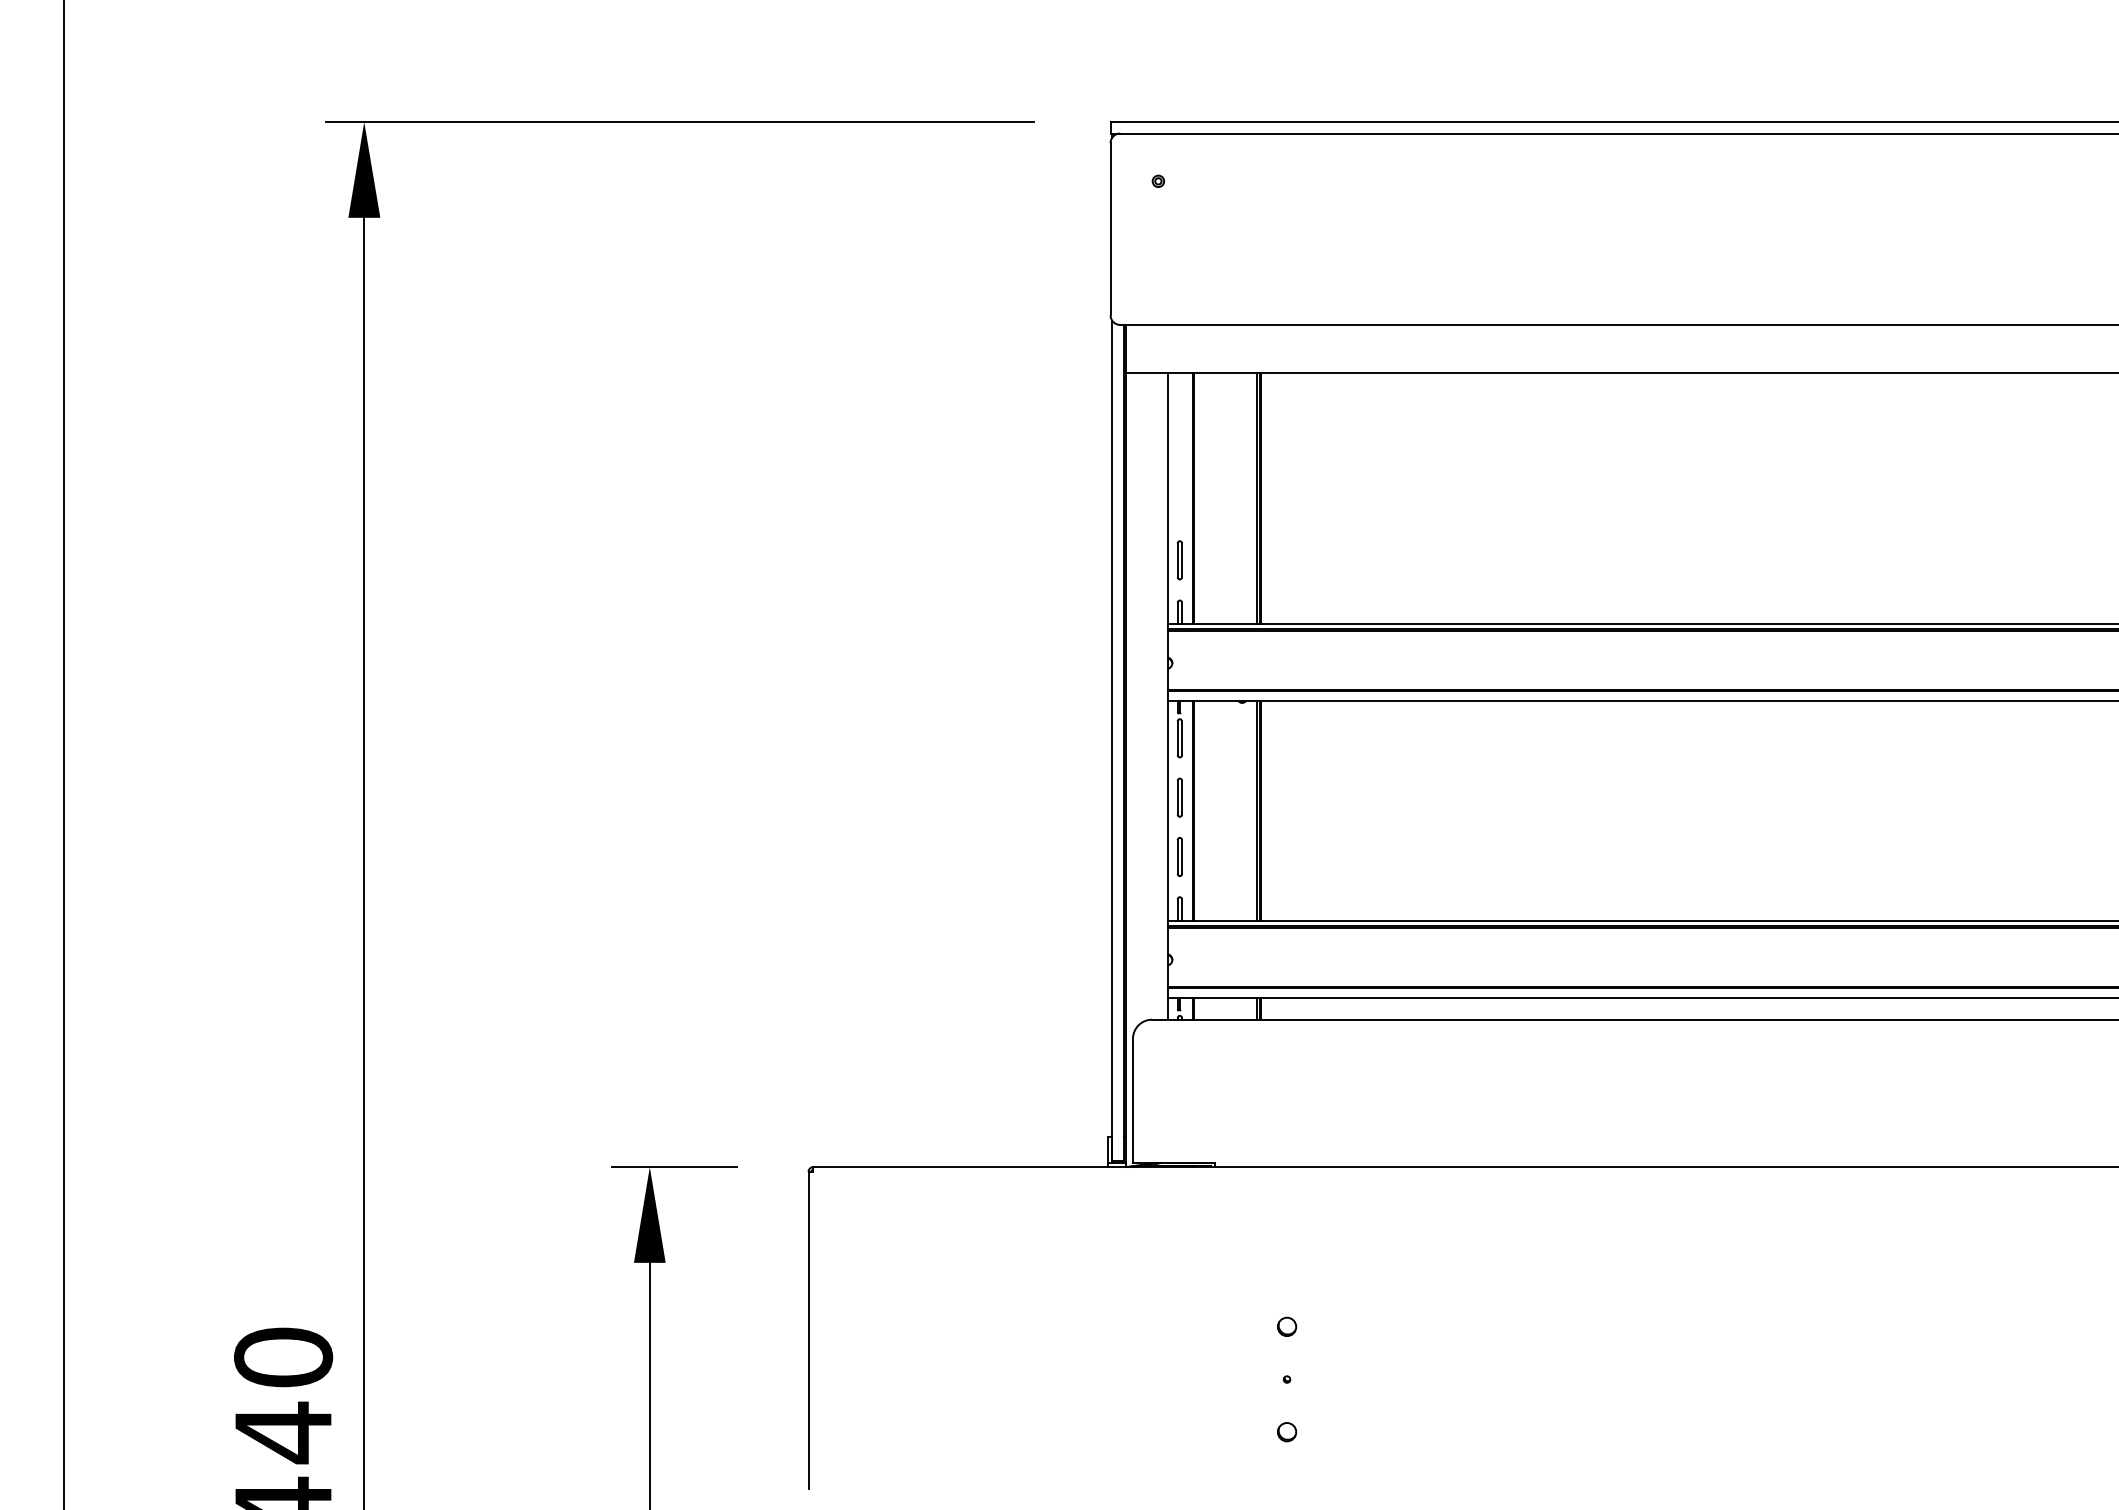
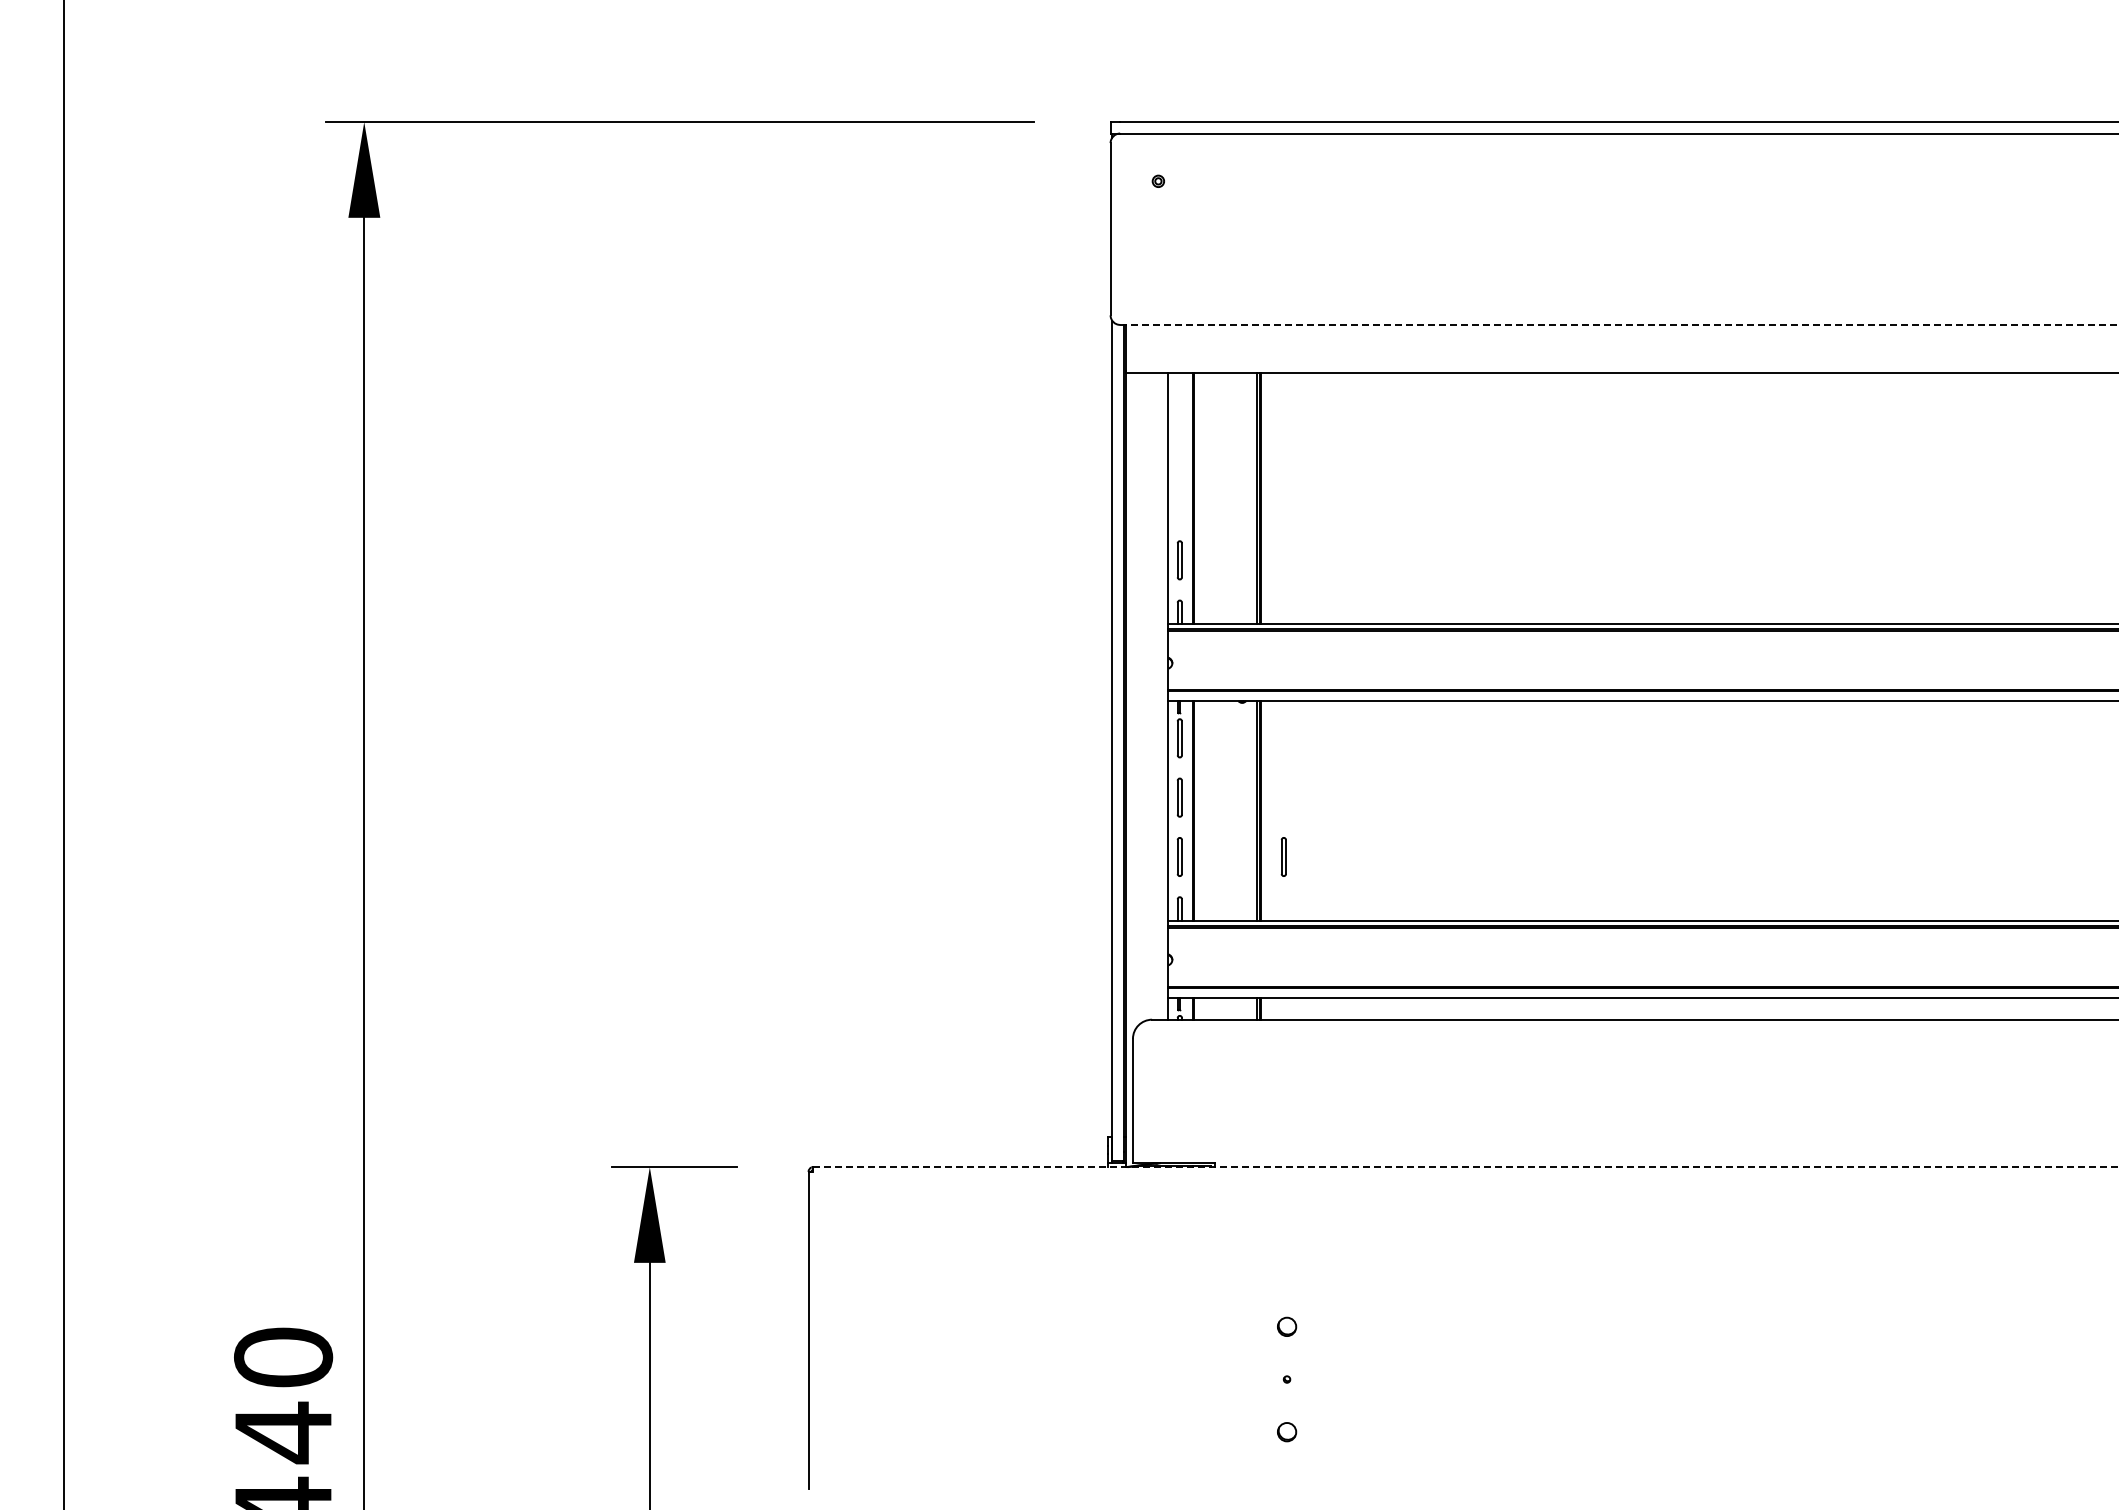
line: solid -> dashed (1619, 324)
part: none -> present (1283, 856)
line: solid -> dashed (1466, 1167)
